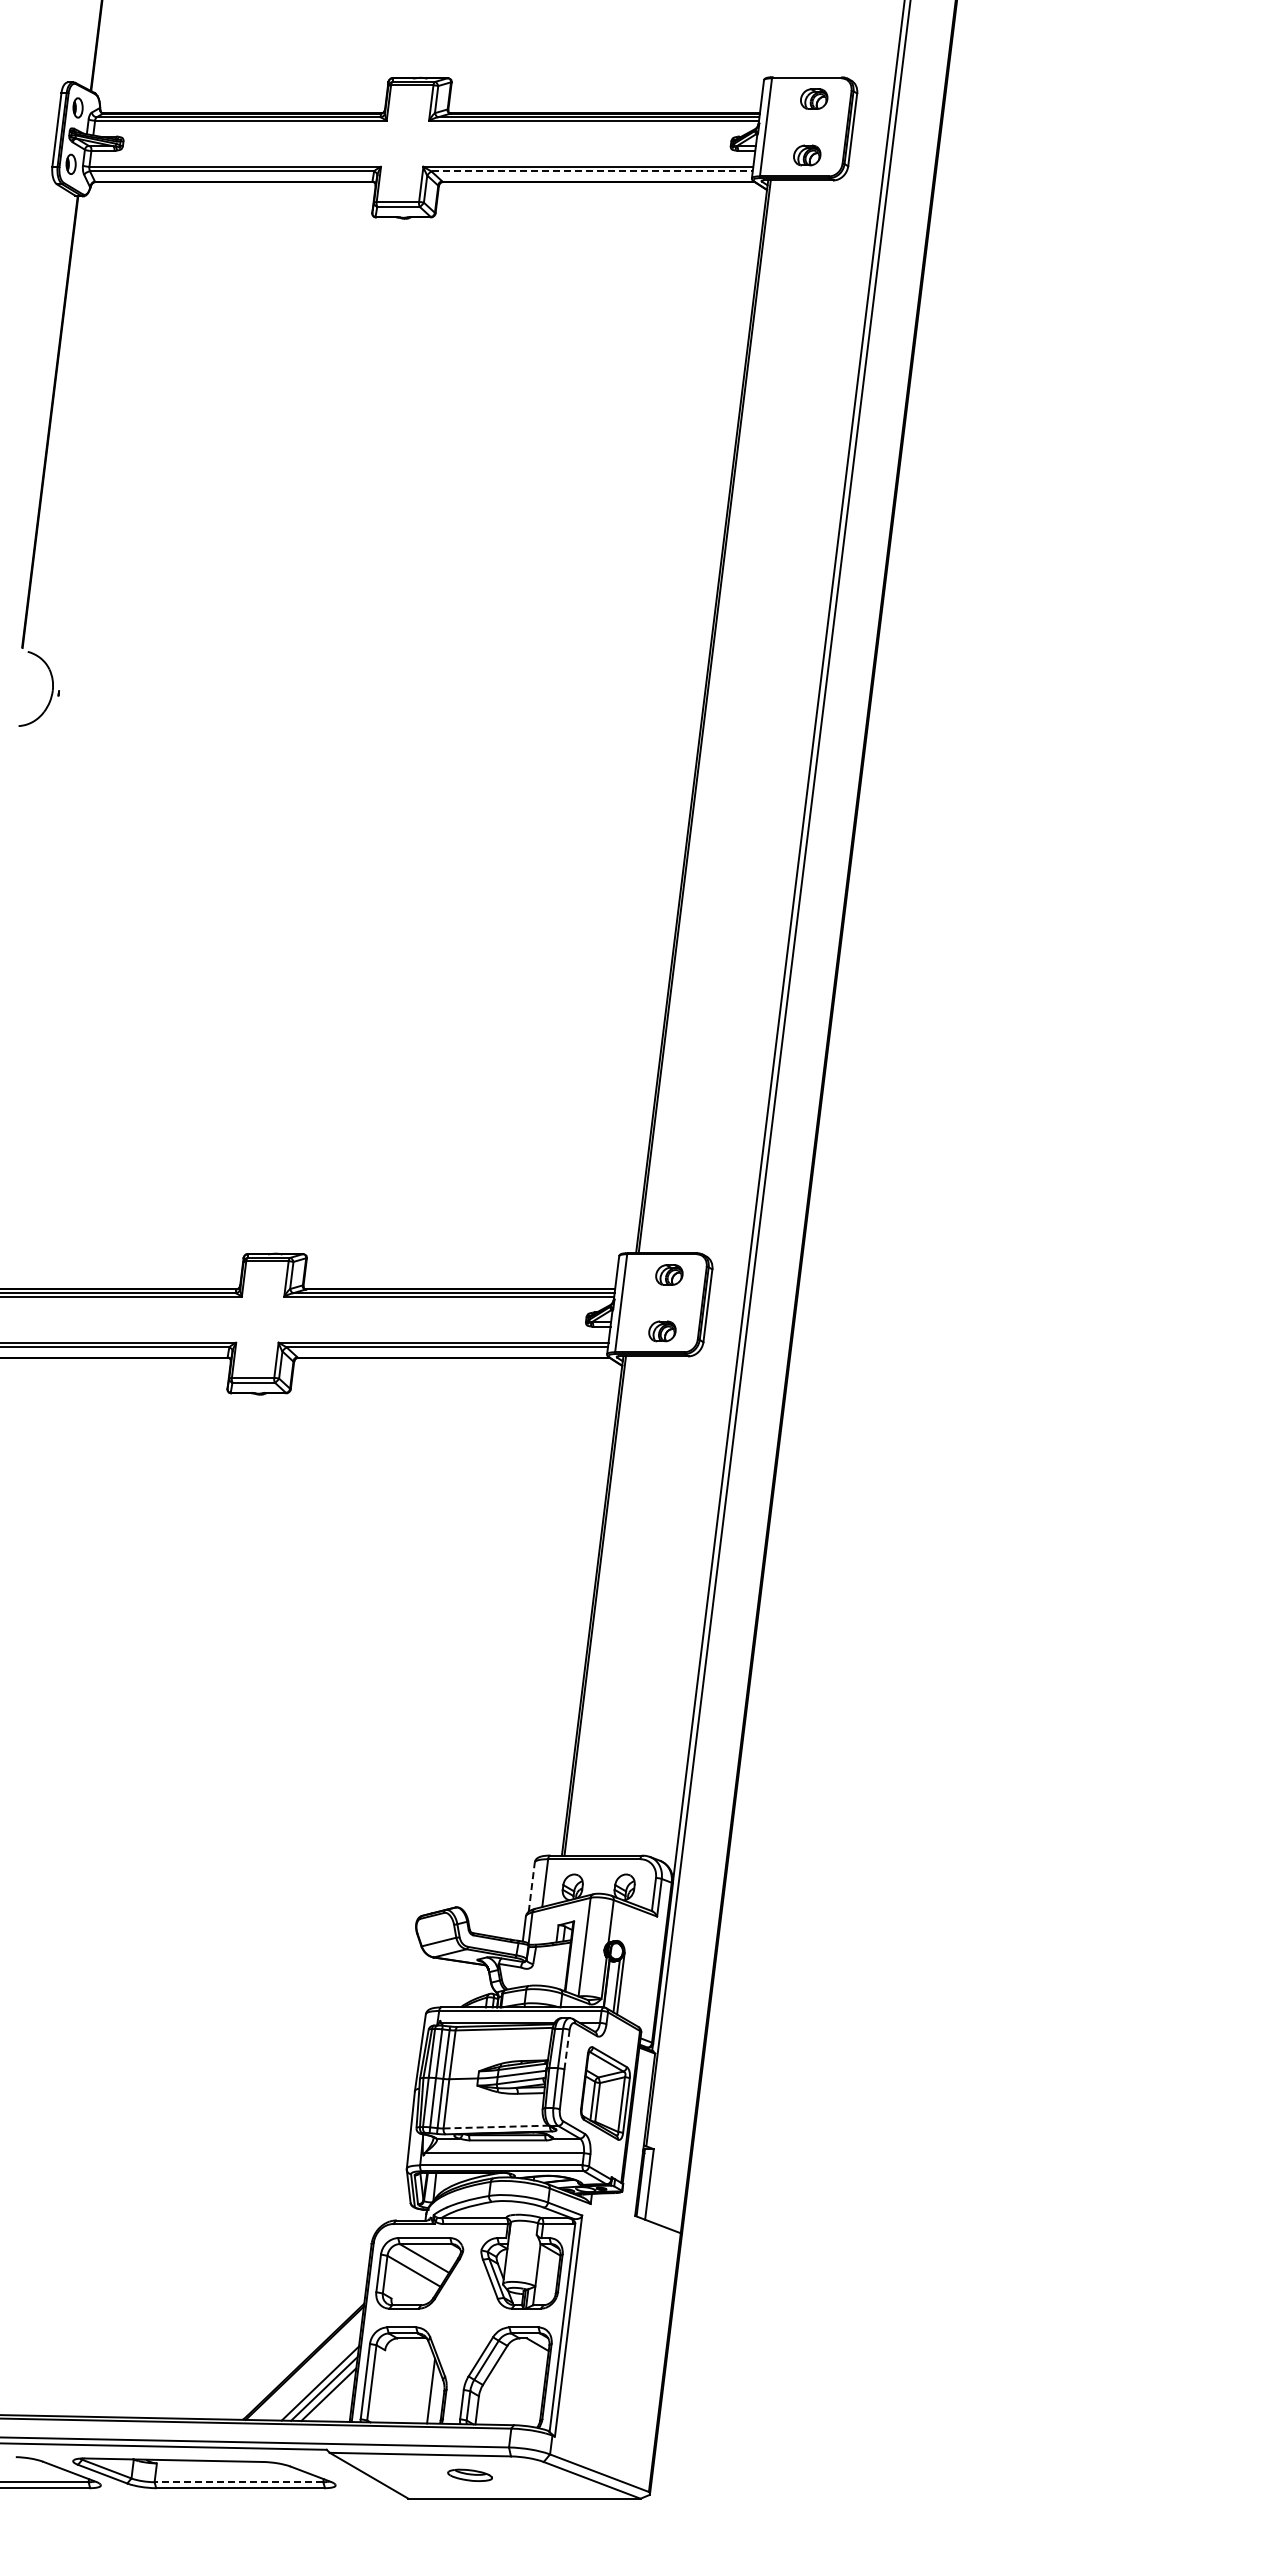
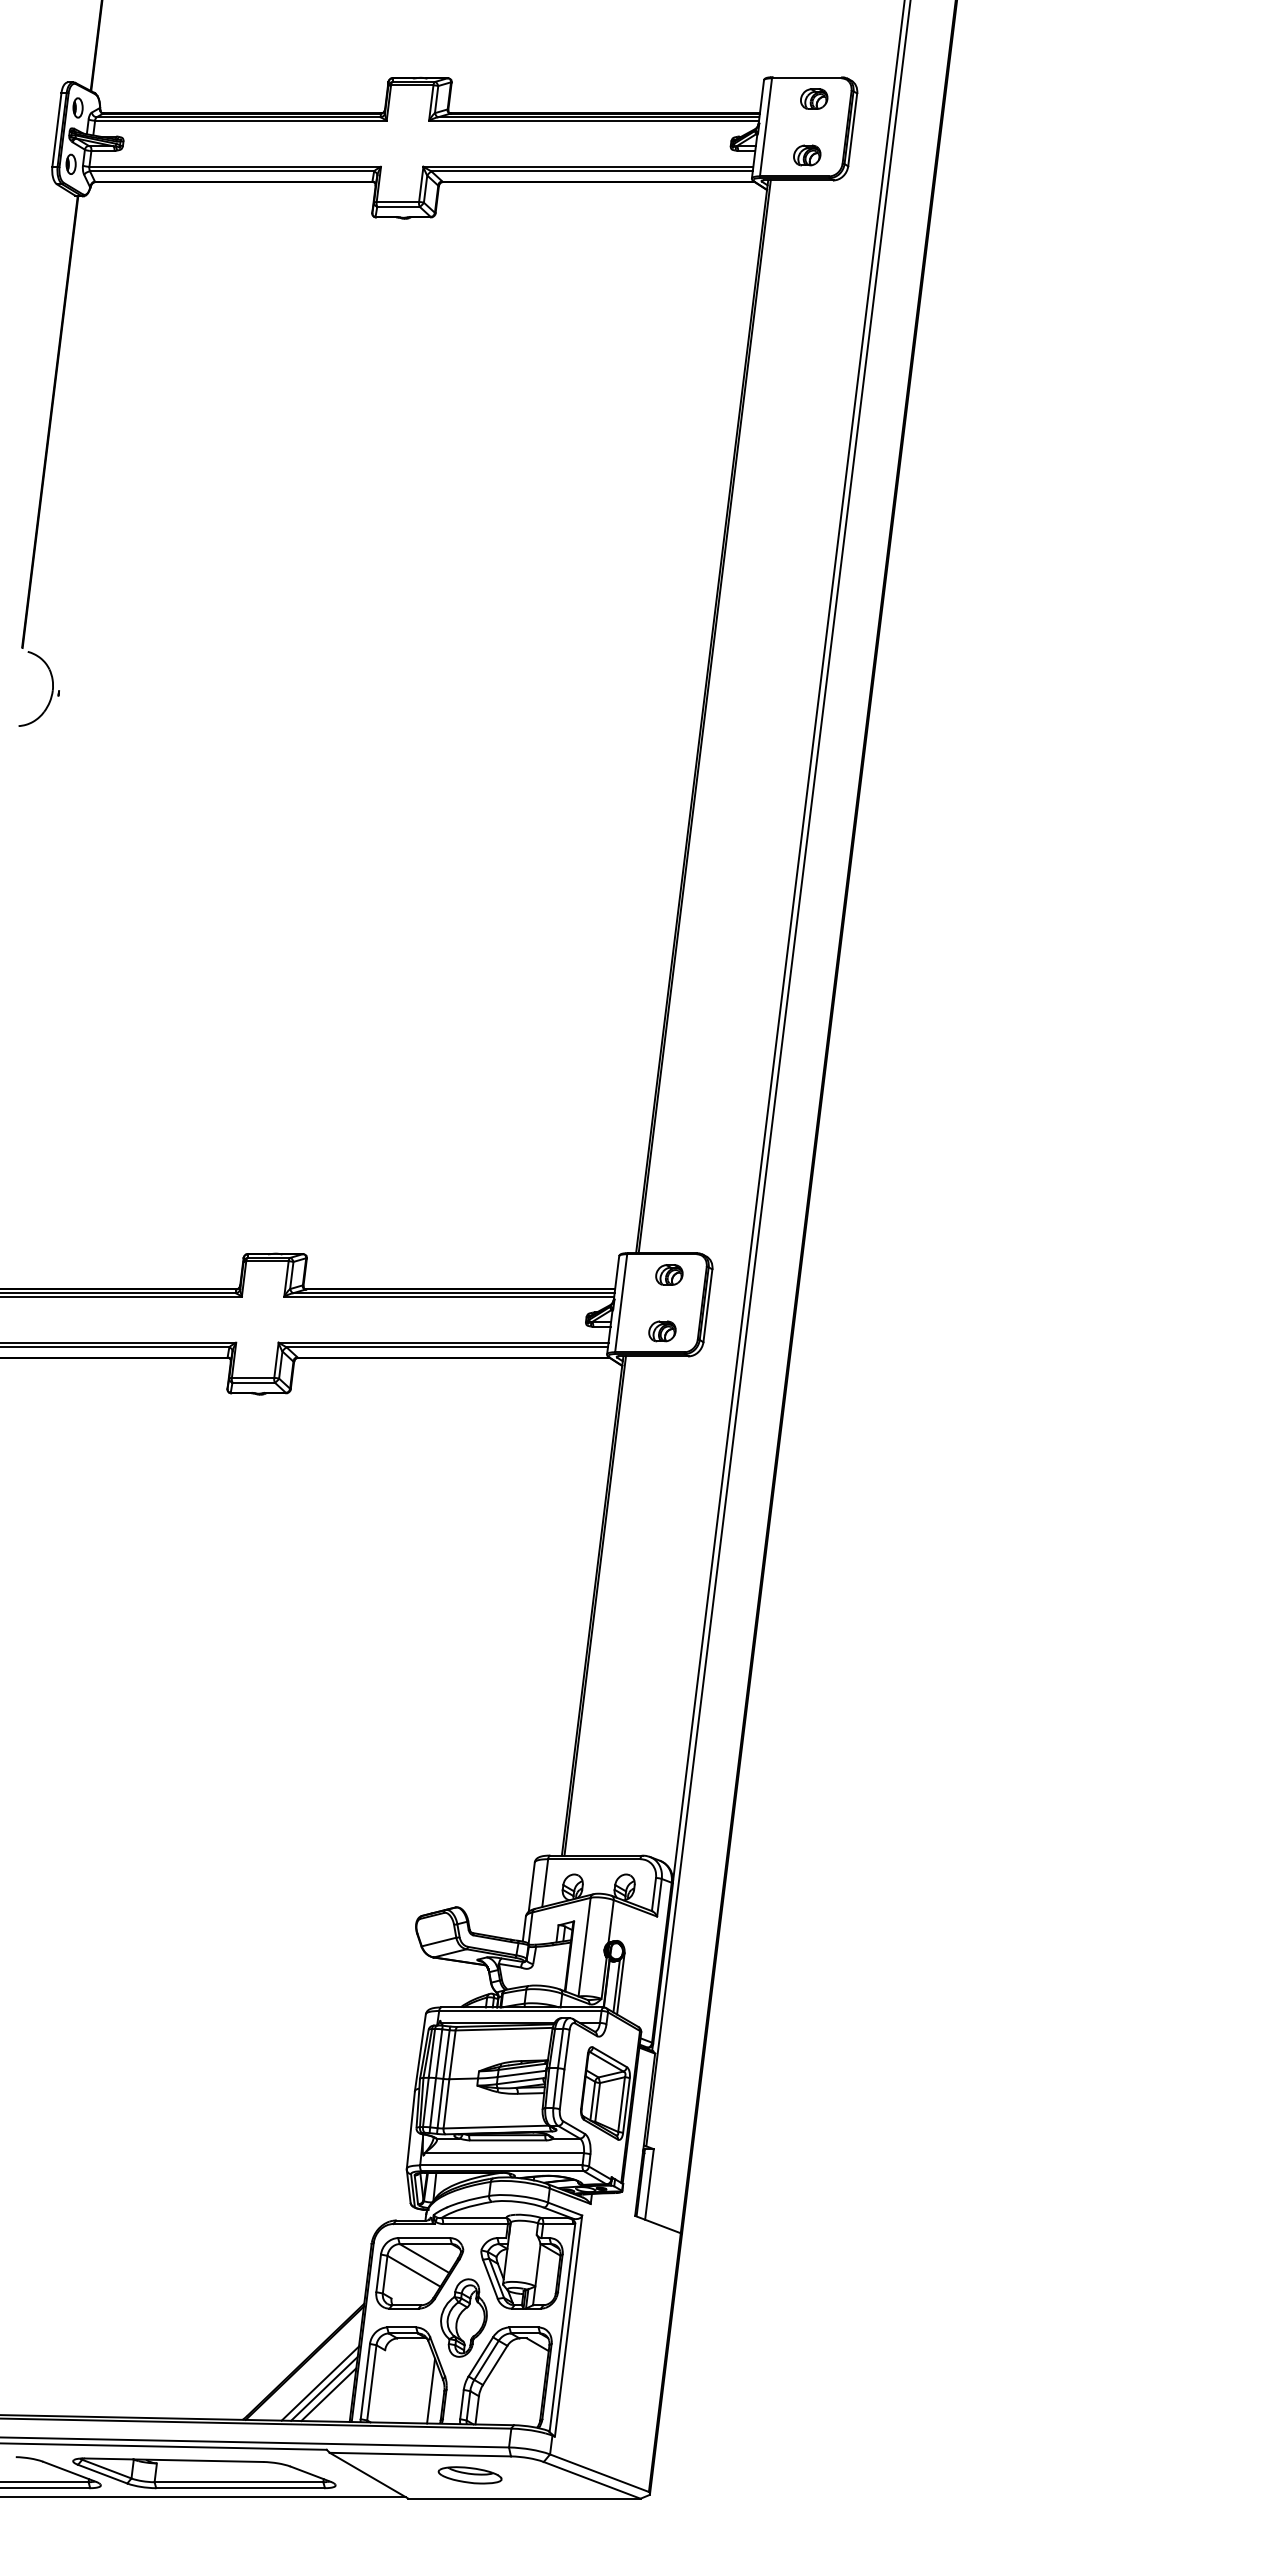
line: dashed -> solid (592, 171)
line: dashed -> solid (531, 1887)
line: dashed -> solid (567, 2049)
line: dashed -> solid (496, 2127)
part: none -> present (463, 2317)
part size: 46x14 px -> 66x19 px (469, 2475)
line: dashed -> solid (238, 2482)
line: none -> present (203, 2496)
